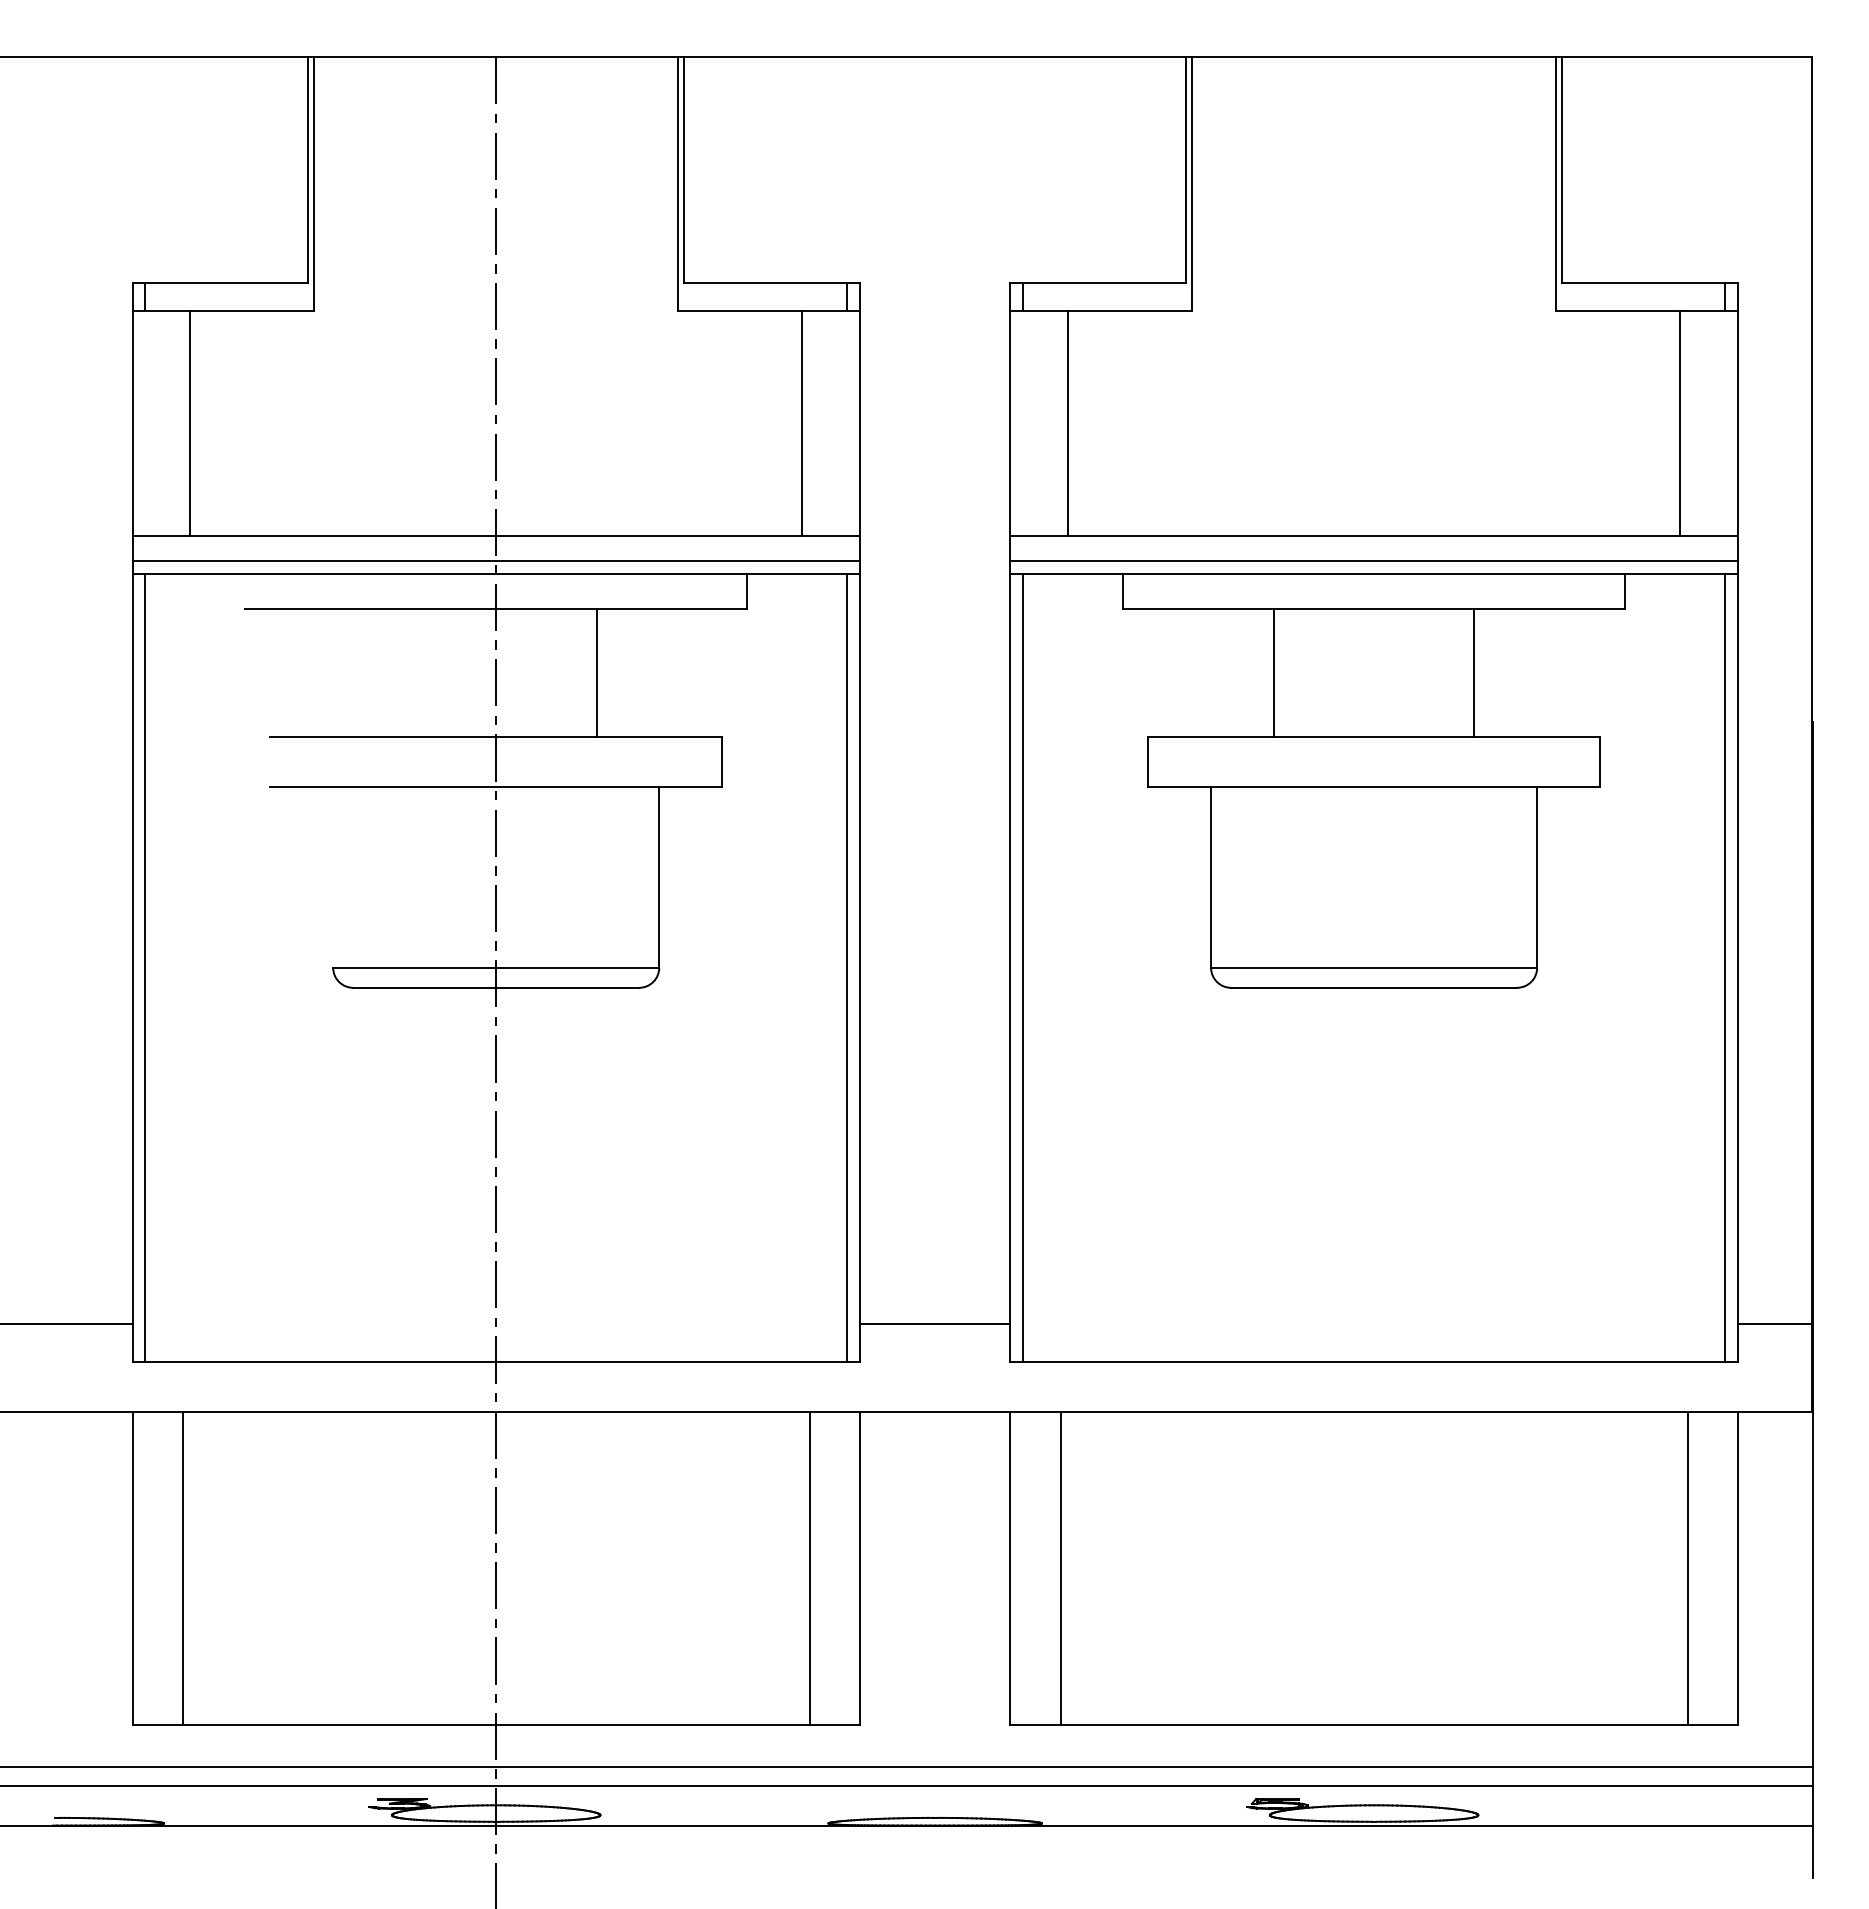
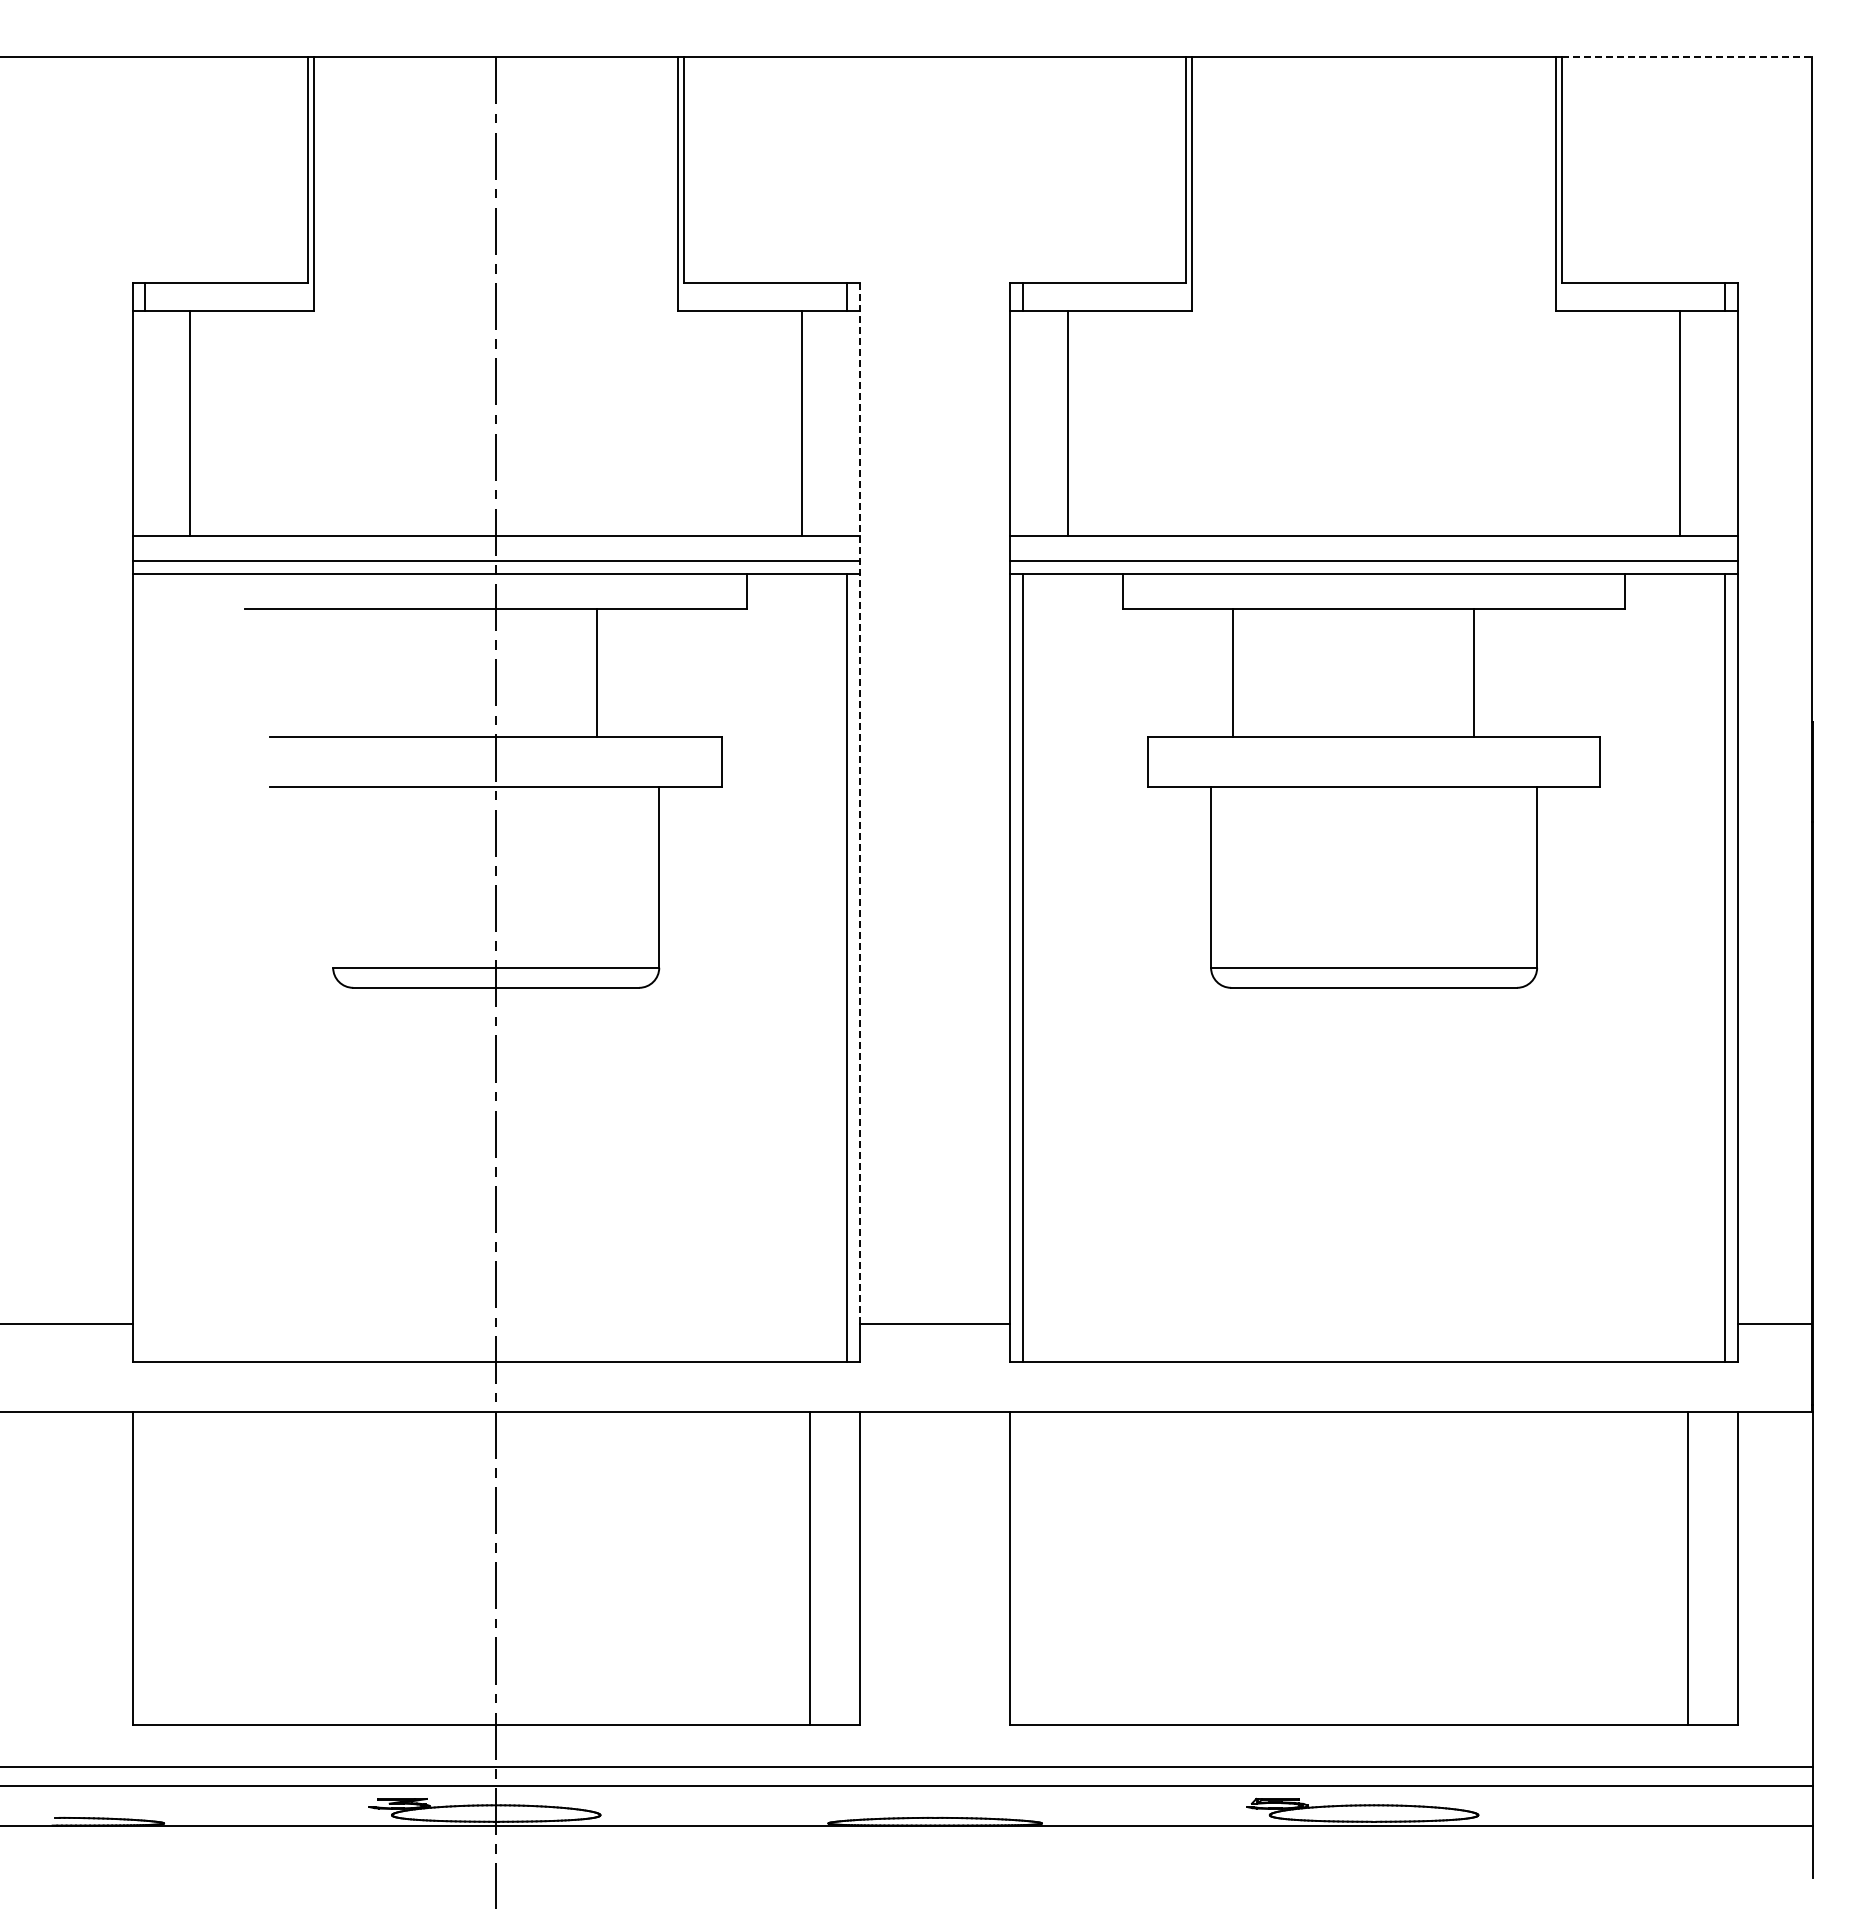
line: solid -> dashed (1687, 57)
line position: (1273, 673) -> (1232, 673) (1232, 673)
line: solid -> dashed (859, 802)
line: present -> none (145, 967)
line: present -> none (182, 1568)
line: present -> none (1060, 1568)
